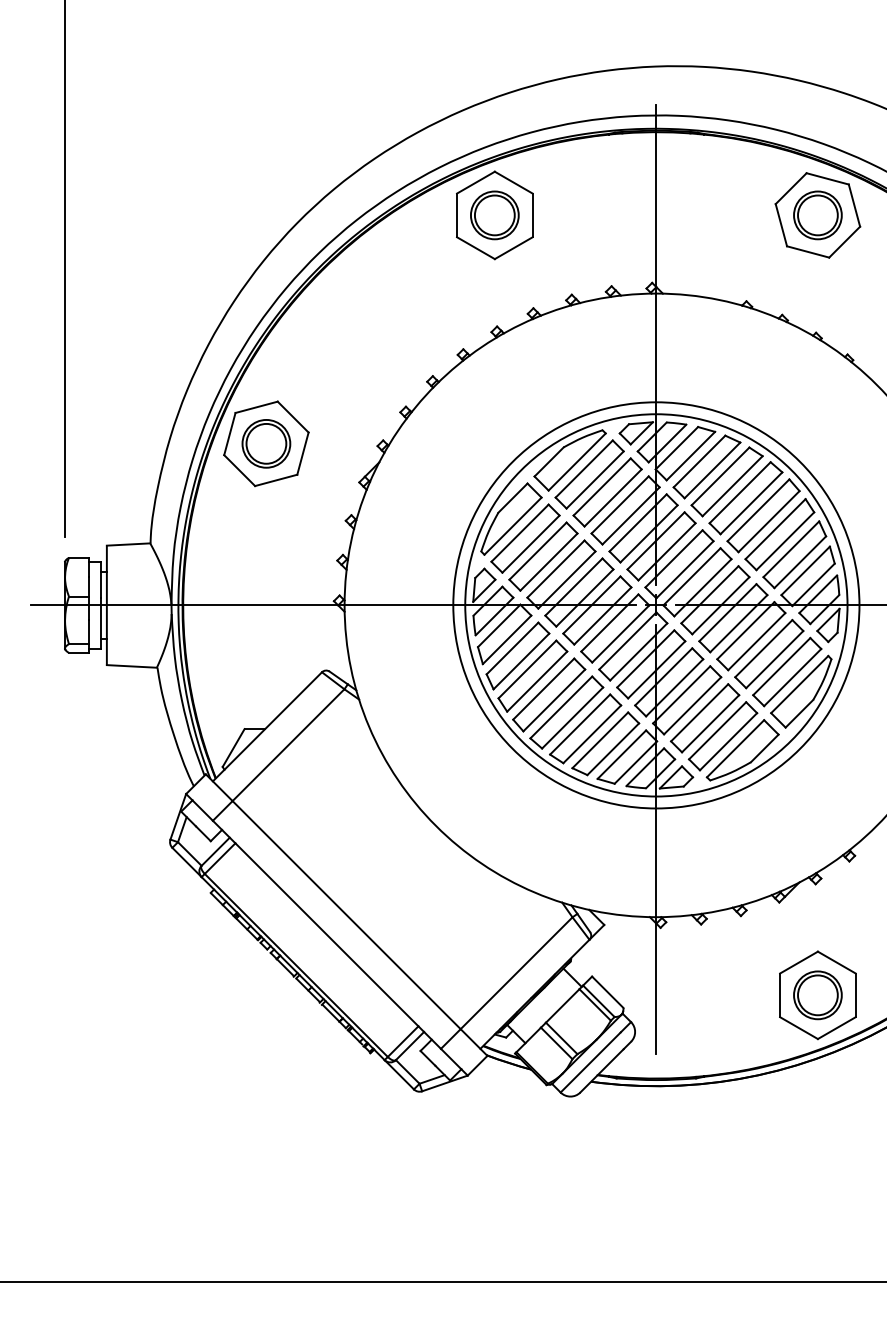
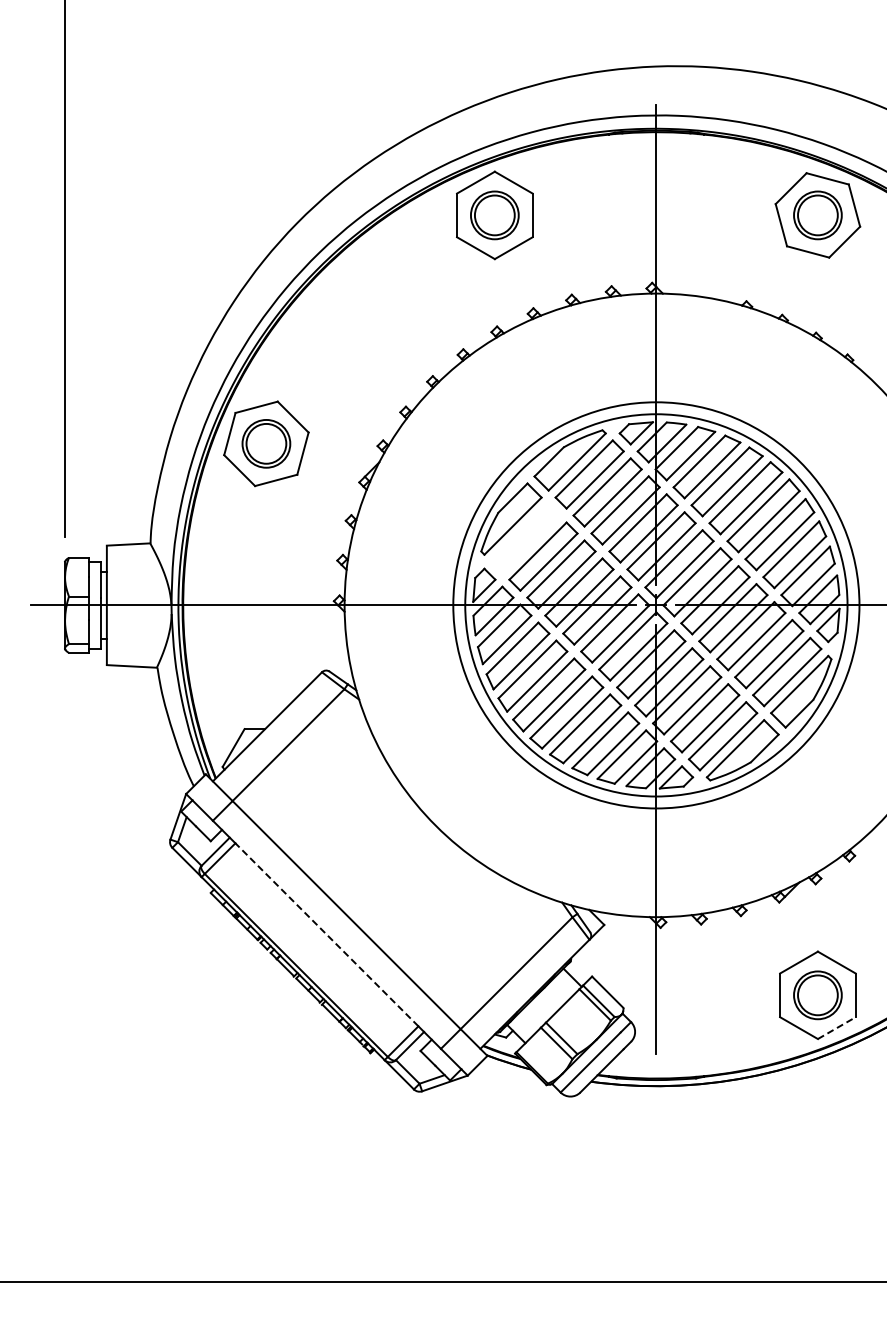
part: present -> none (525, 538)
line: solid -> dashed (326, 934)
line: solid -> dashed (836, 1028)
